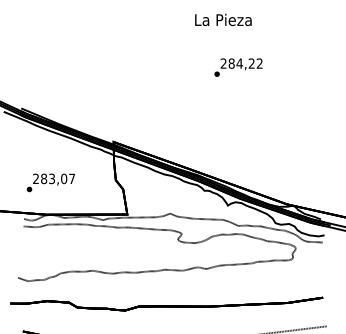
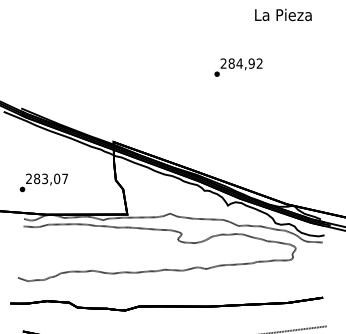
text position: (223, 19) -> (283, 14) (283, 14)
text: 284,22 -> 284,92 (251, 63)
text position: (50, 182) -> (43, 182) (43, 182)
